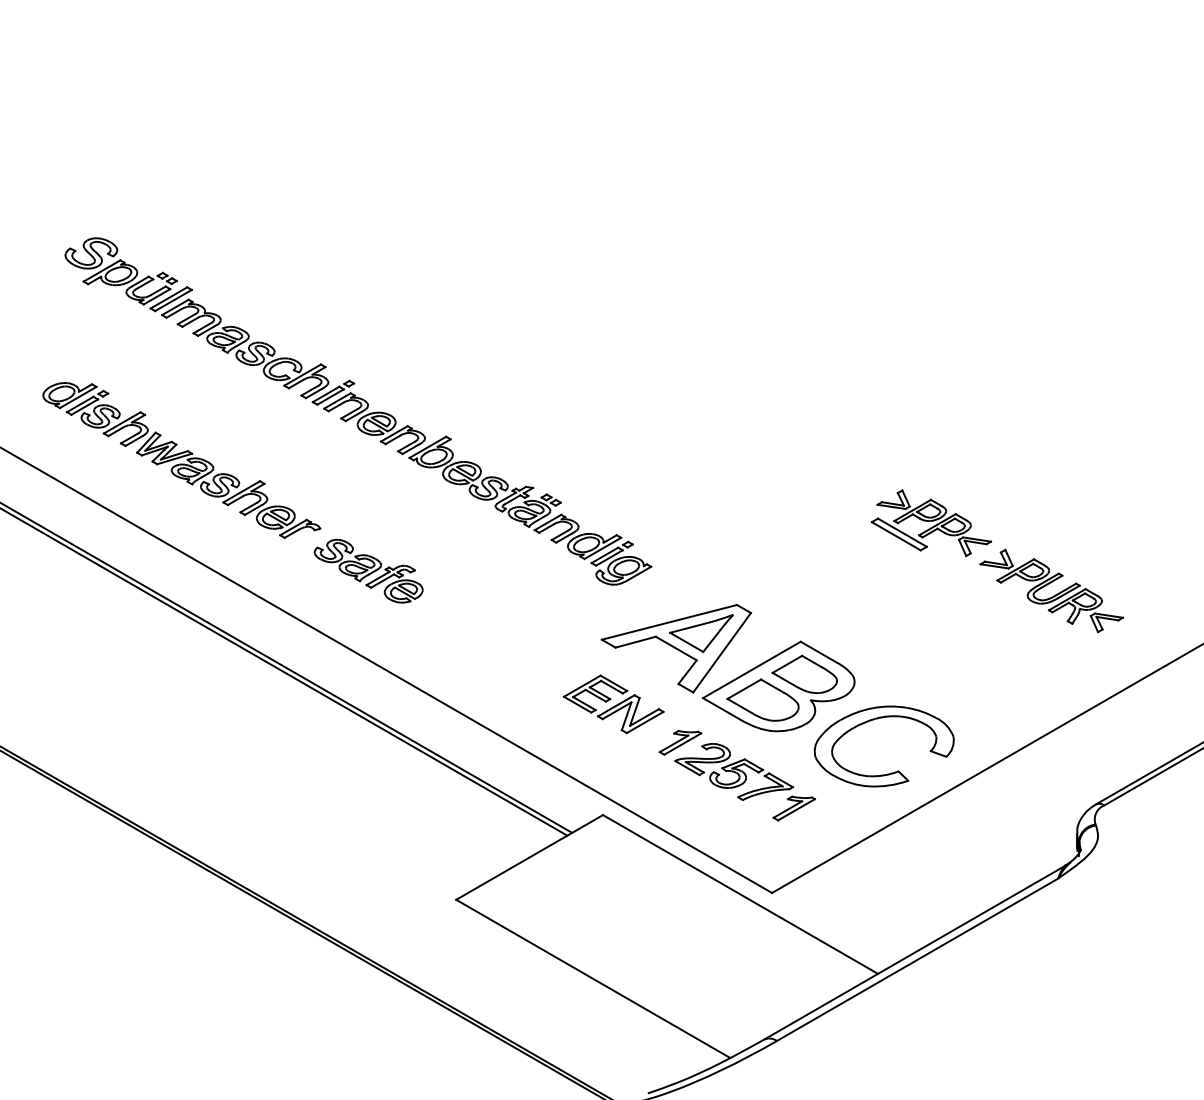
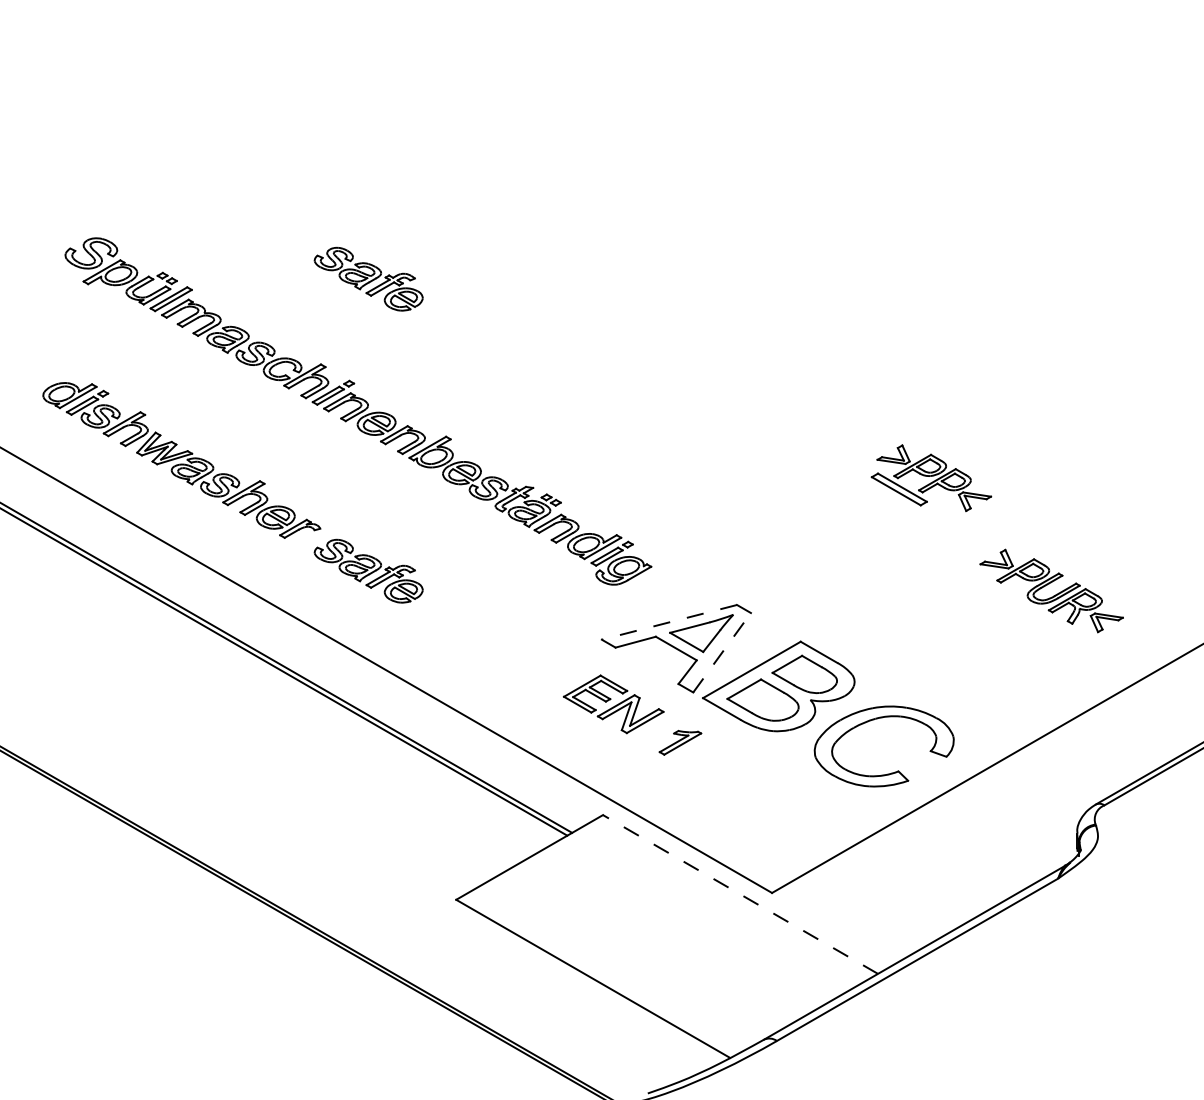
part: none -> present (368, 278)
part position: (931, 522) -> (931, 477) (931, 477)
line: solid -> dashed (669, 622)
line: solid -> dashed (722, 652)
part: present -> none (744, 782)
line: solid -> dashed (740, 894)
